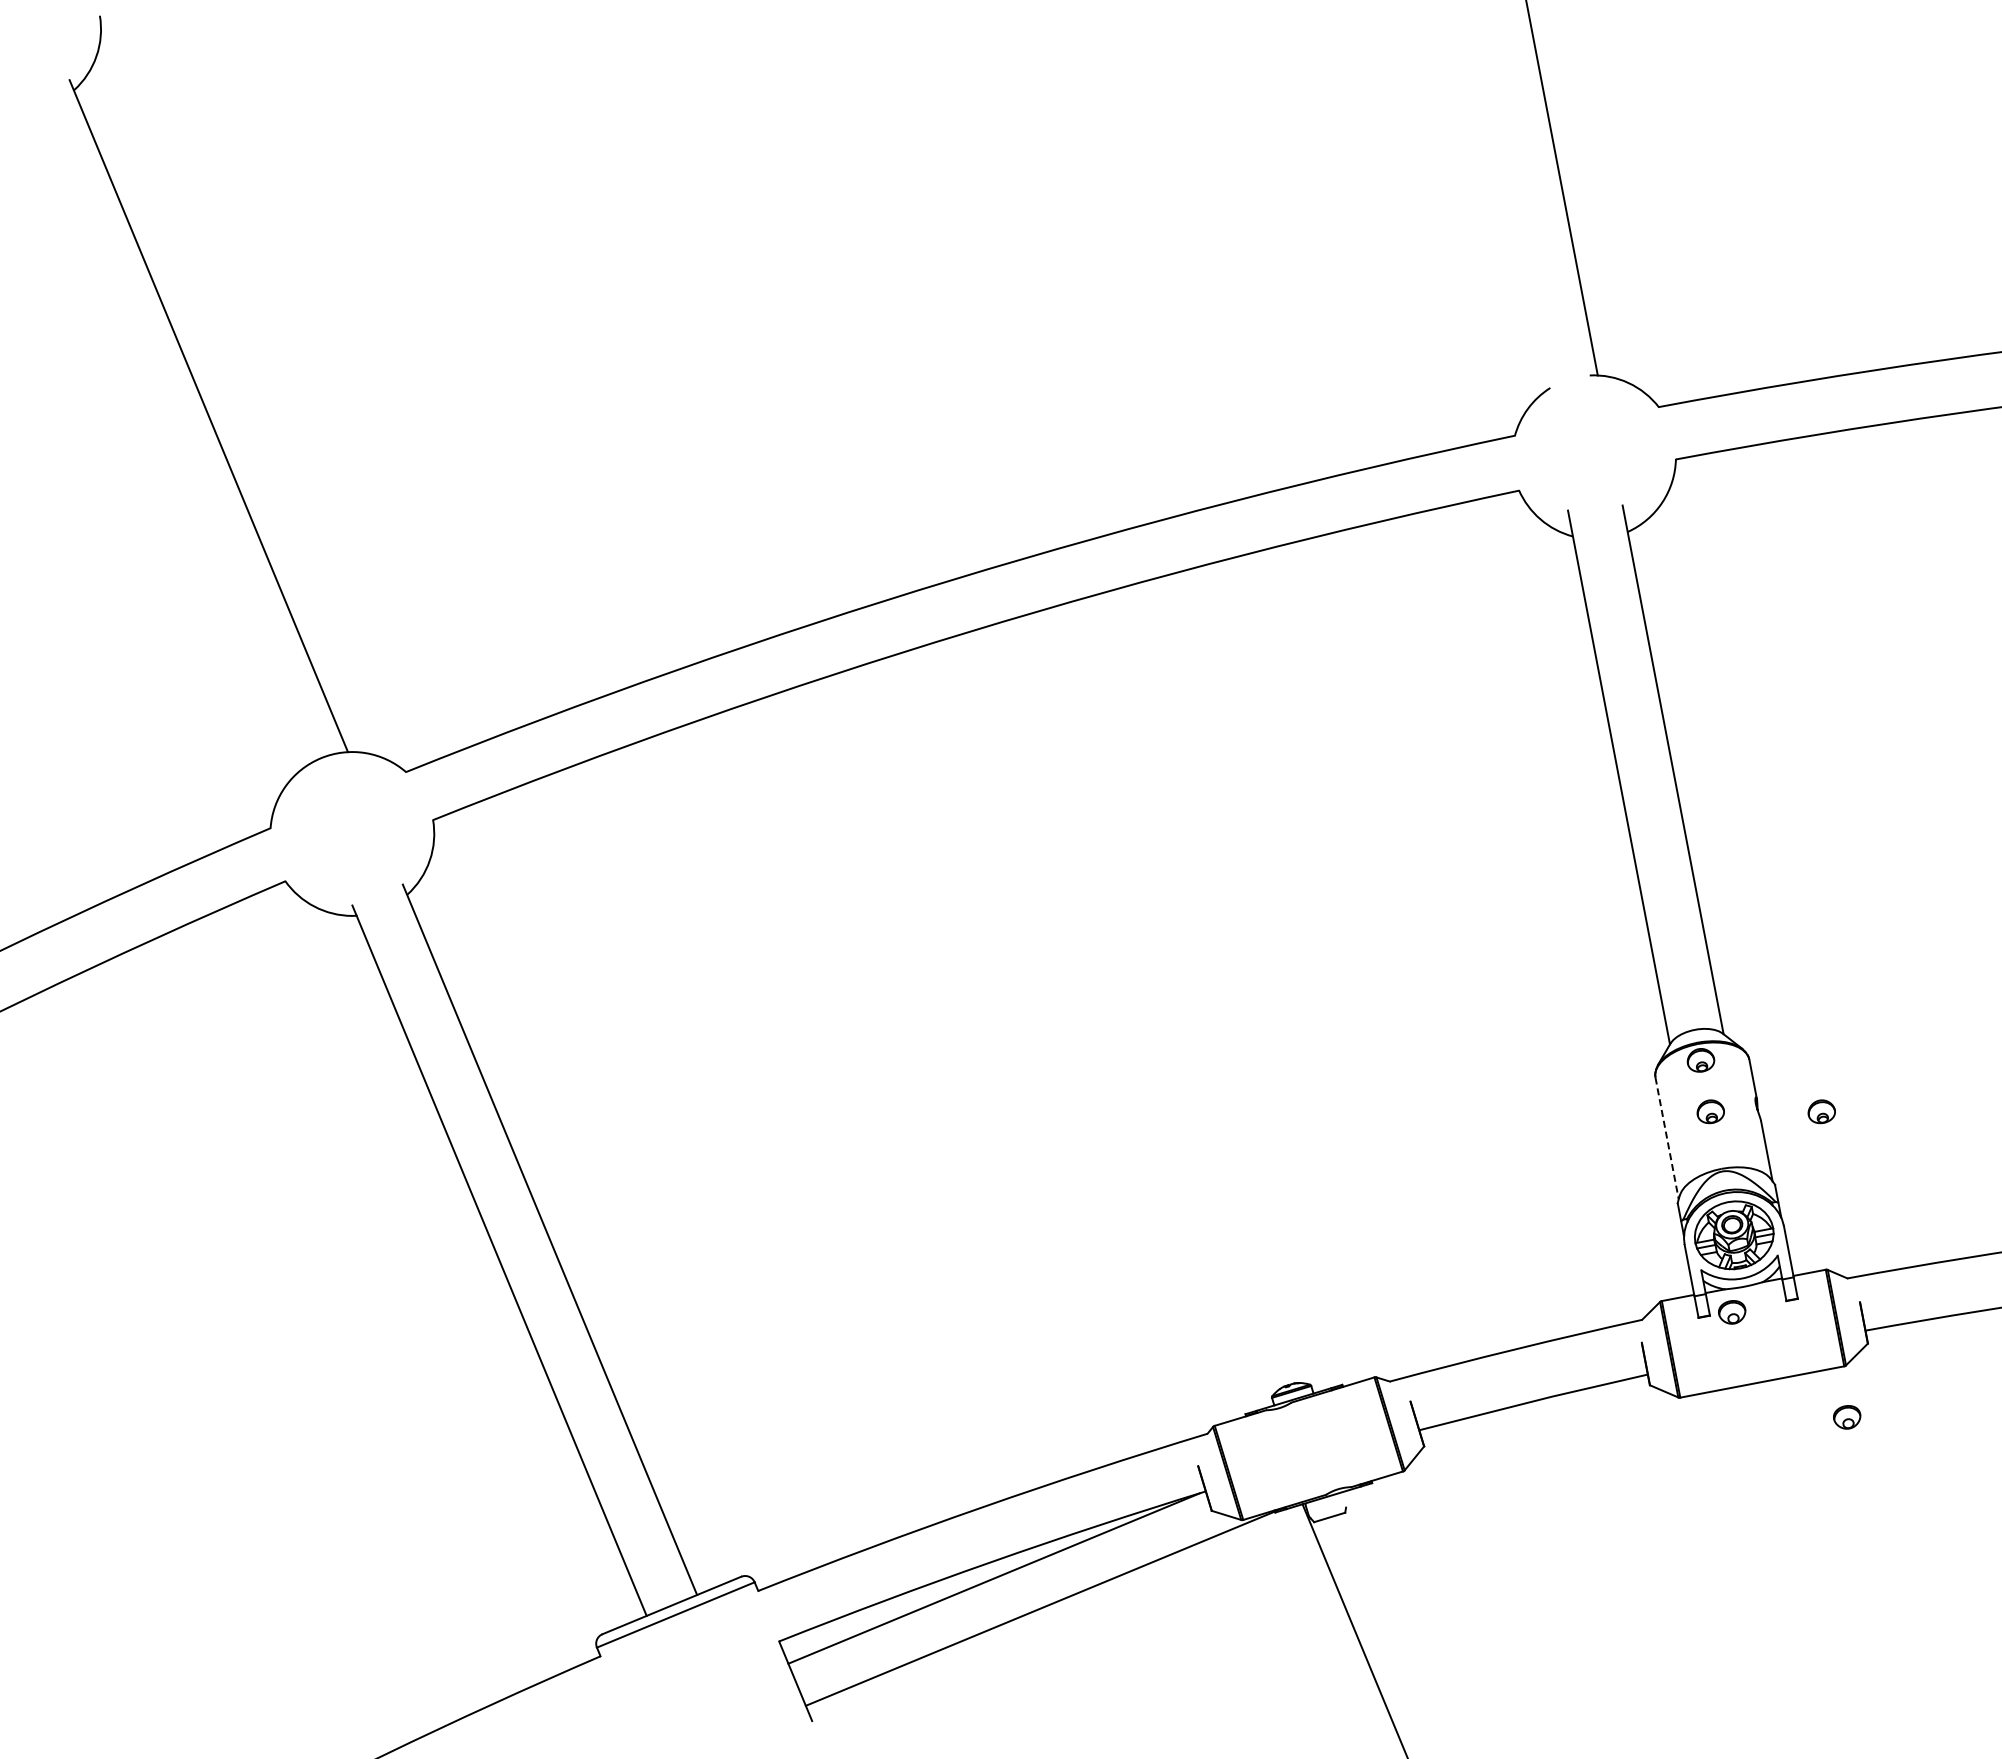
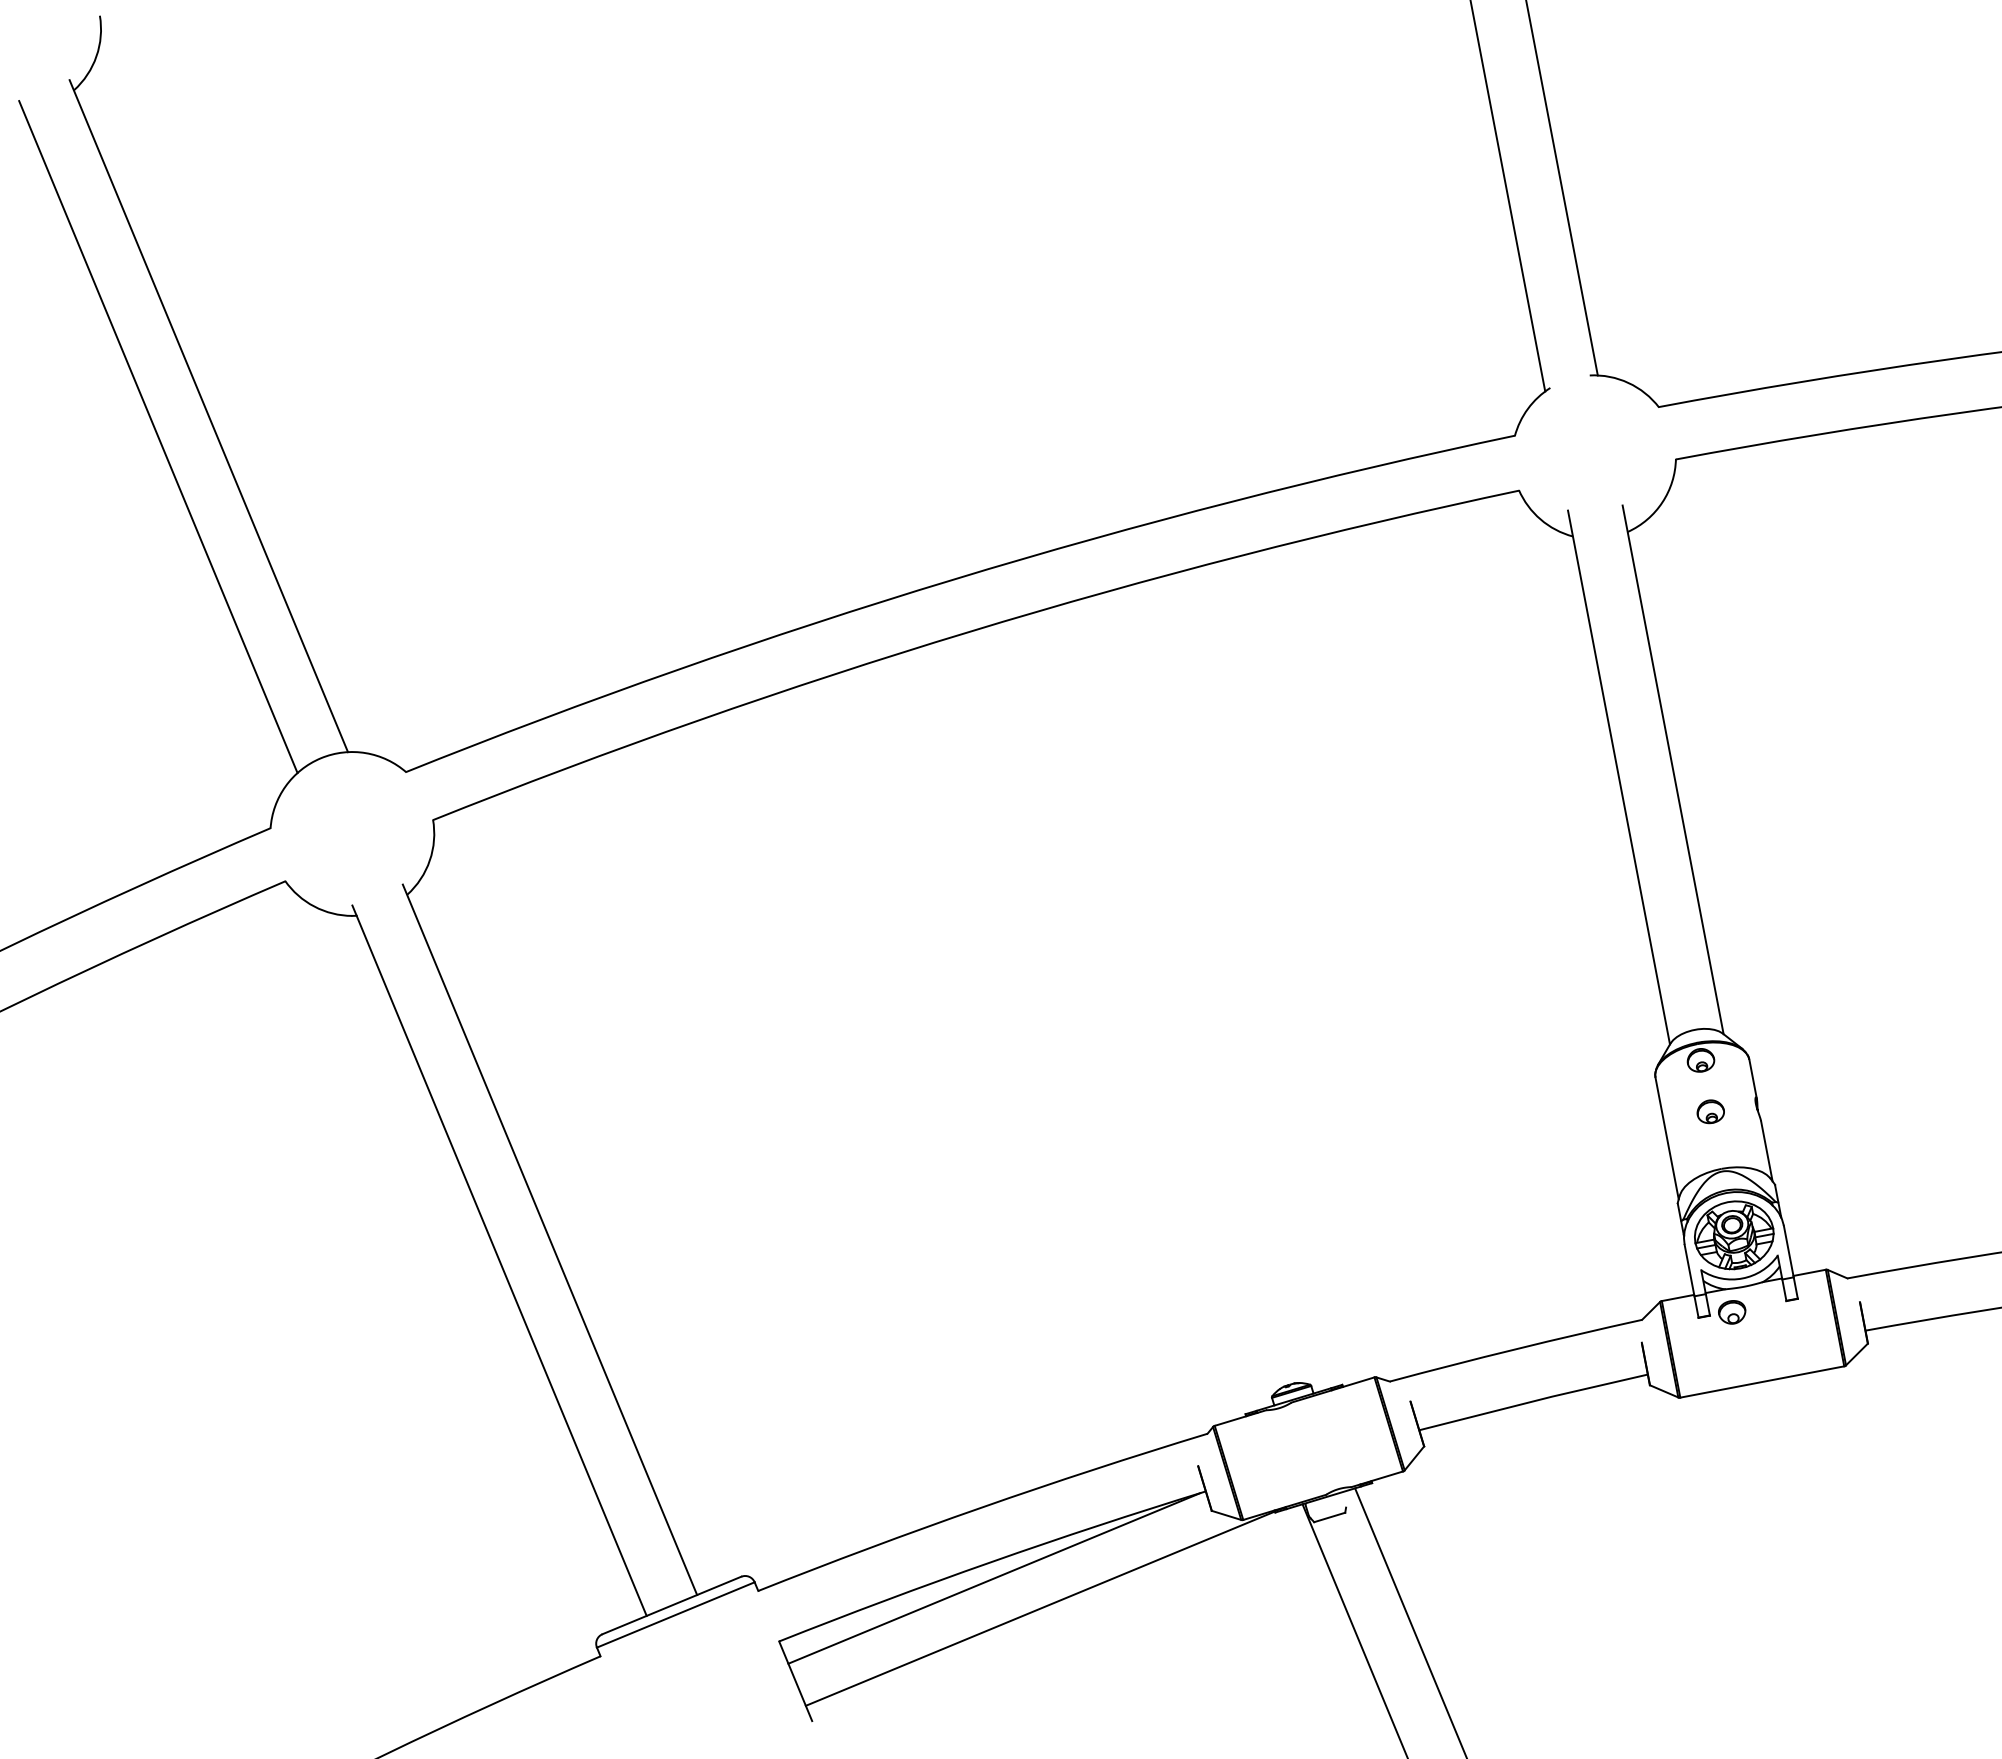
line: none -> present (1507, 196)
line: none -> present (158, 437)
part: present -> none (1821, 1111)
line: dashed -> solid (1667, 1138)
part: present -> none (1847, 1417)
line: none -> present (1410, 1621)
